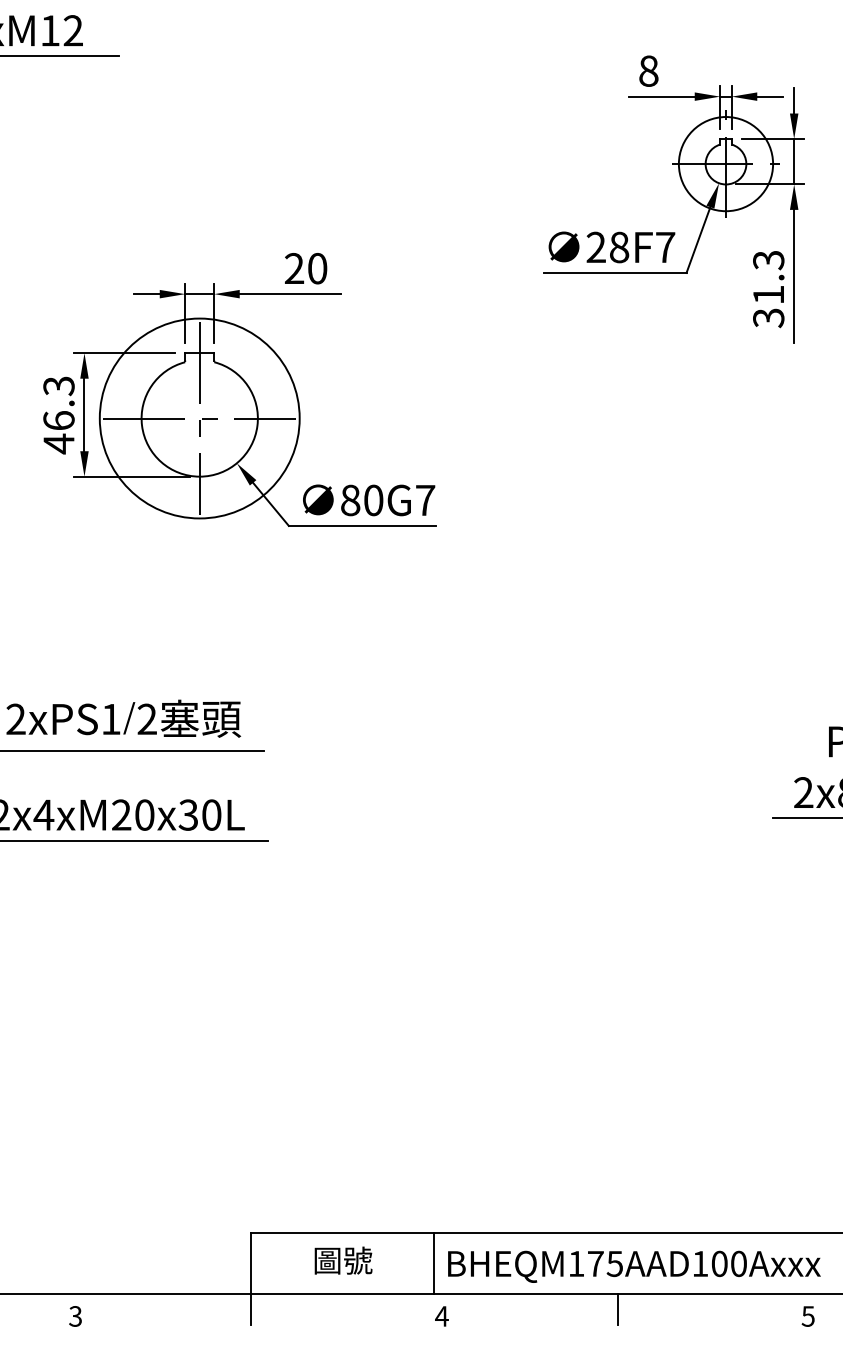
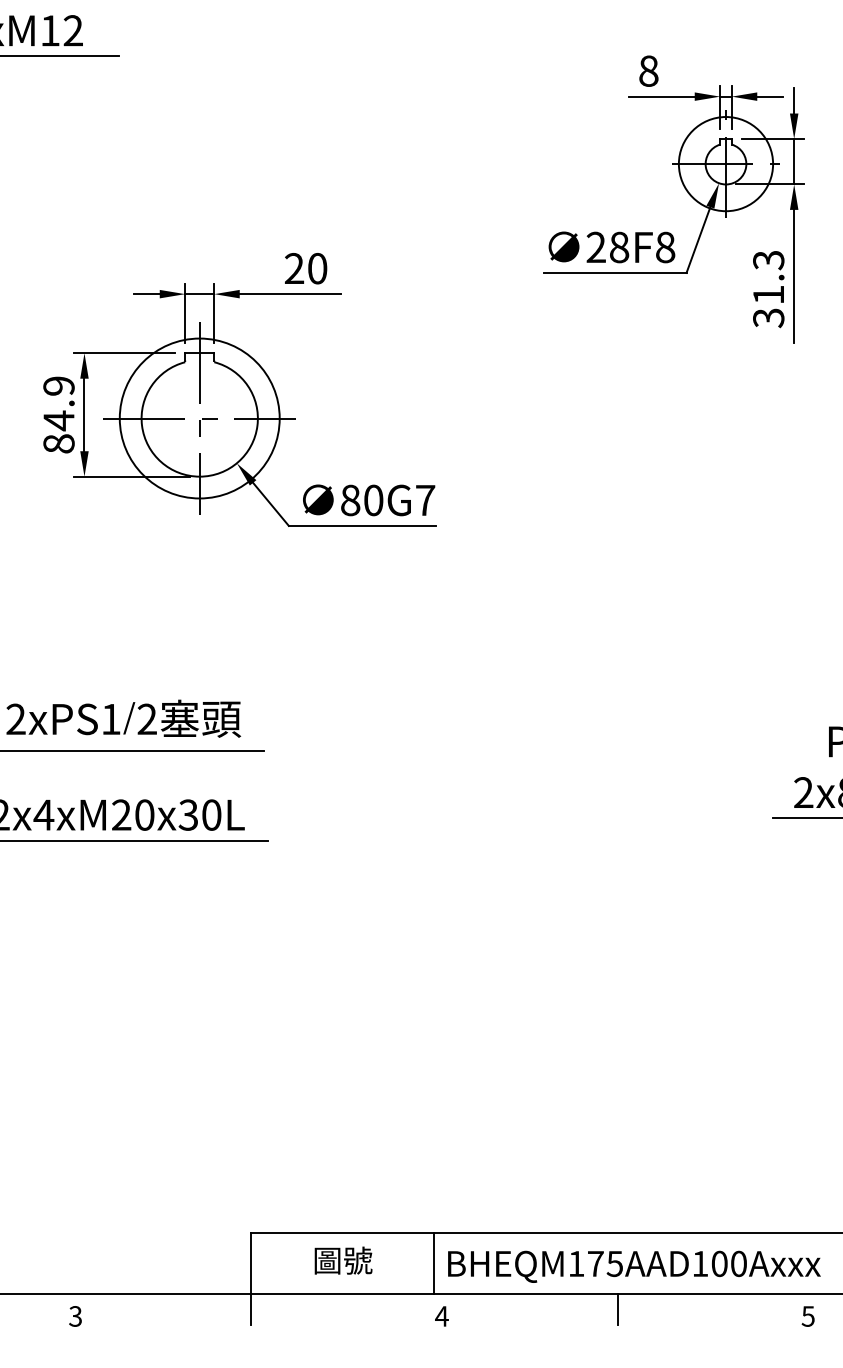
text: 28F7 -> 28F8 (665, 247)
text: 46.3 -> 84.9 (58, 415)
circle diameter: 200 px -> 160 px (199, 418)
